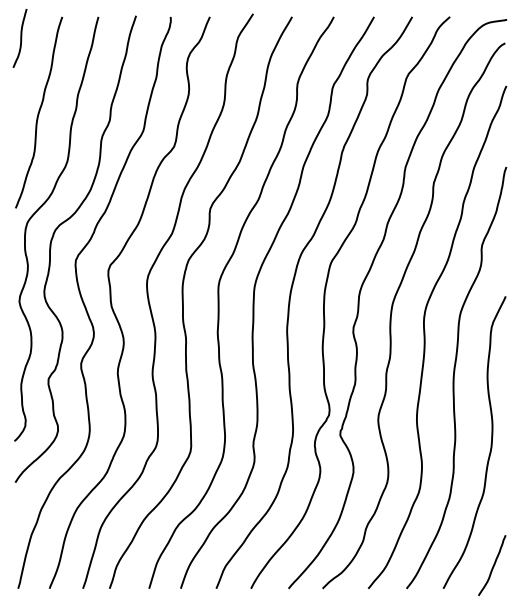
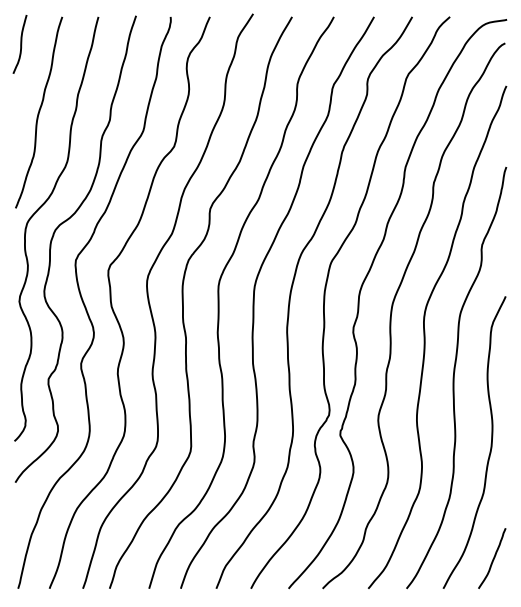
curve position: (20, 38) -> (20, 44) (20, 44)
curve position: (493, 565) -> (493, 558) (493, 558)
